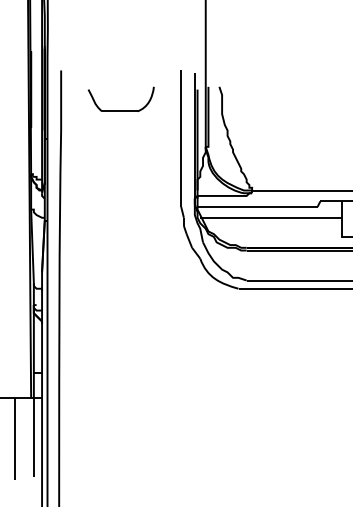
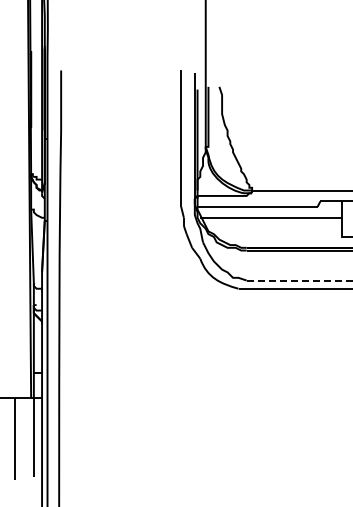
part: present -> none (120, 110)
line: solid -> dashed (299, 280)
